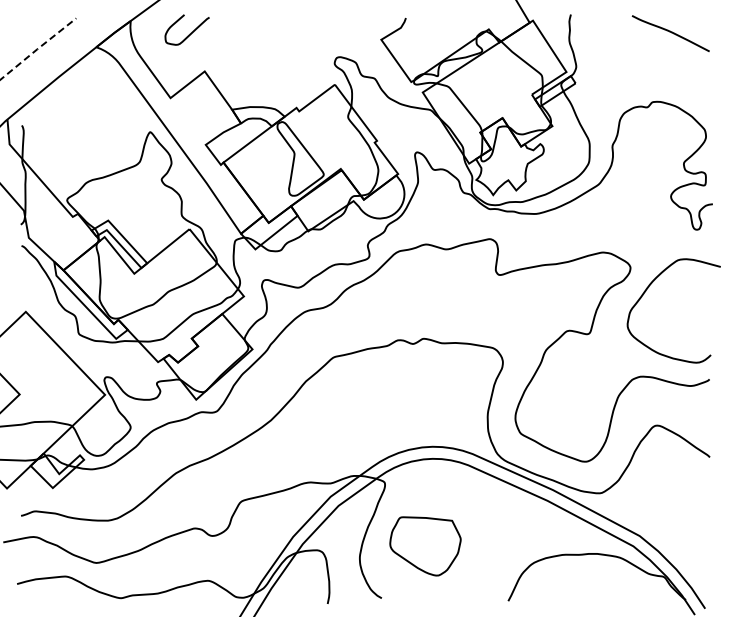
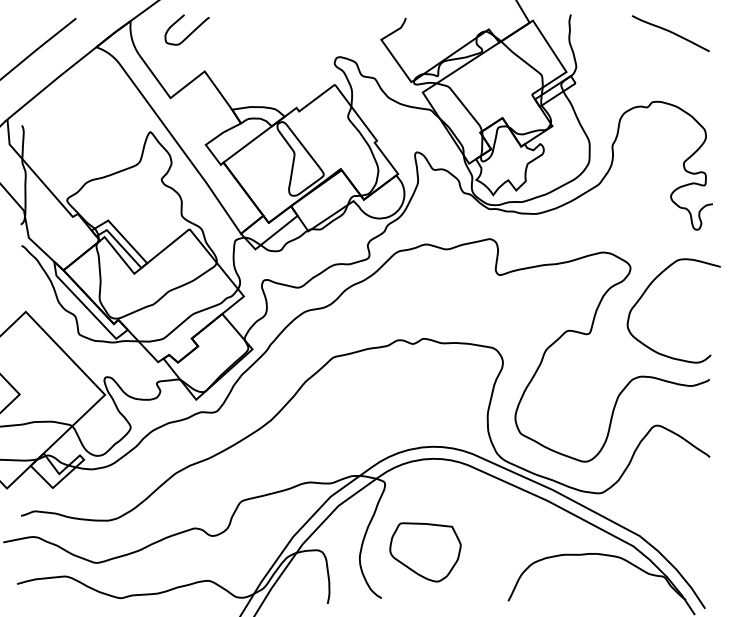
line: dashed -> solid (38, 48)
part position: (425, 546) -> (425, 552) (425, 552)
